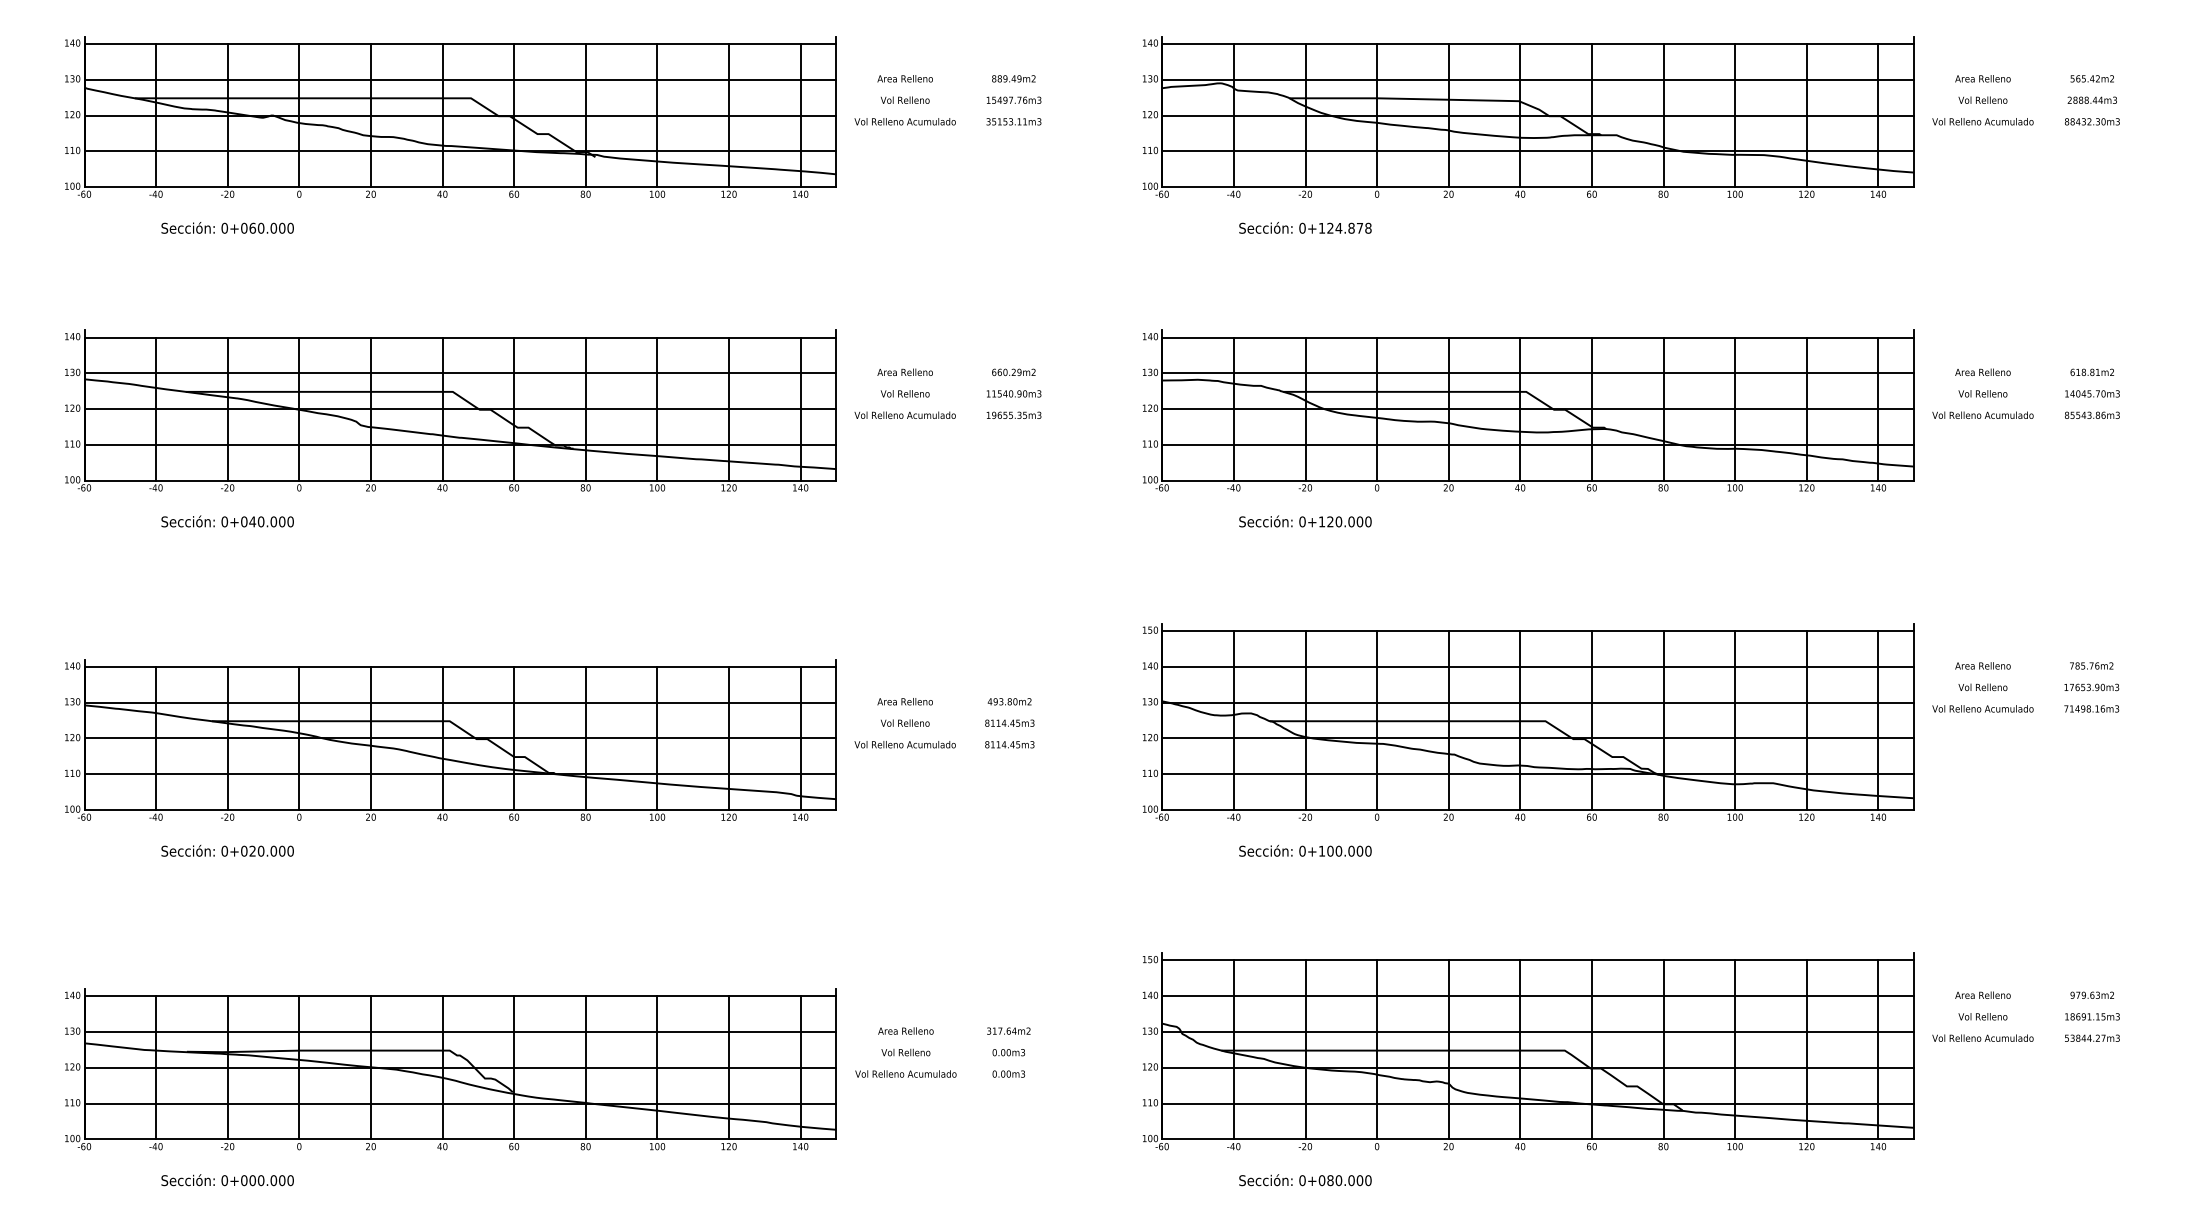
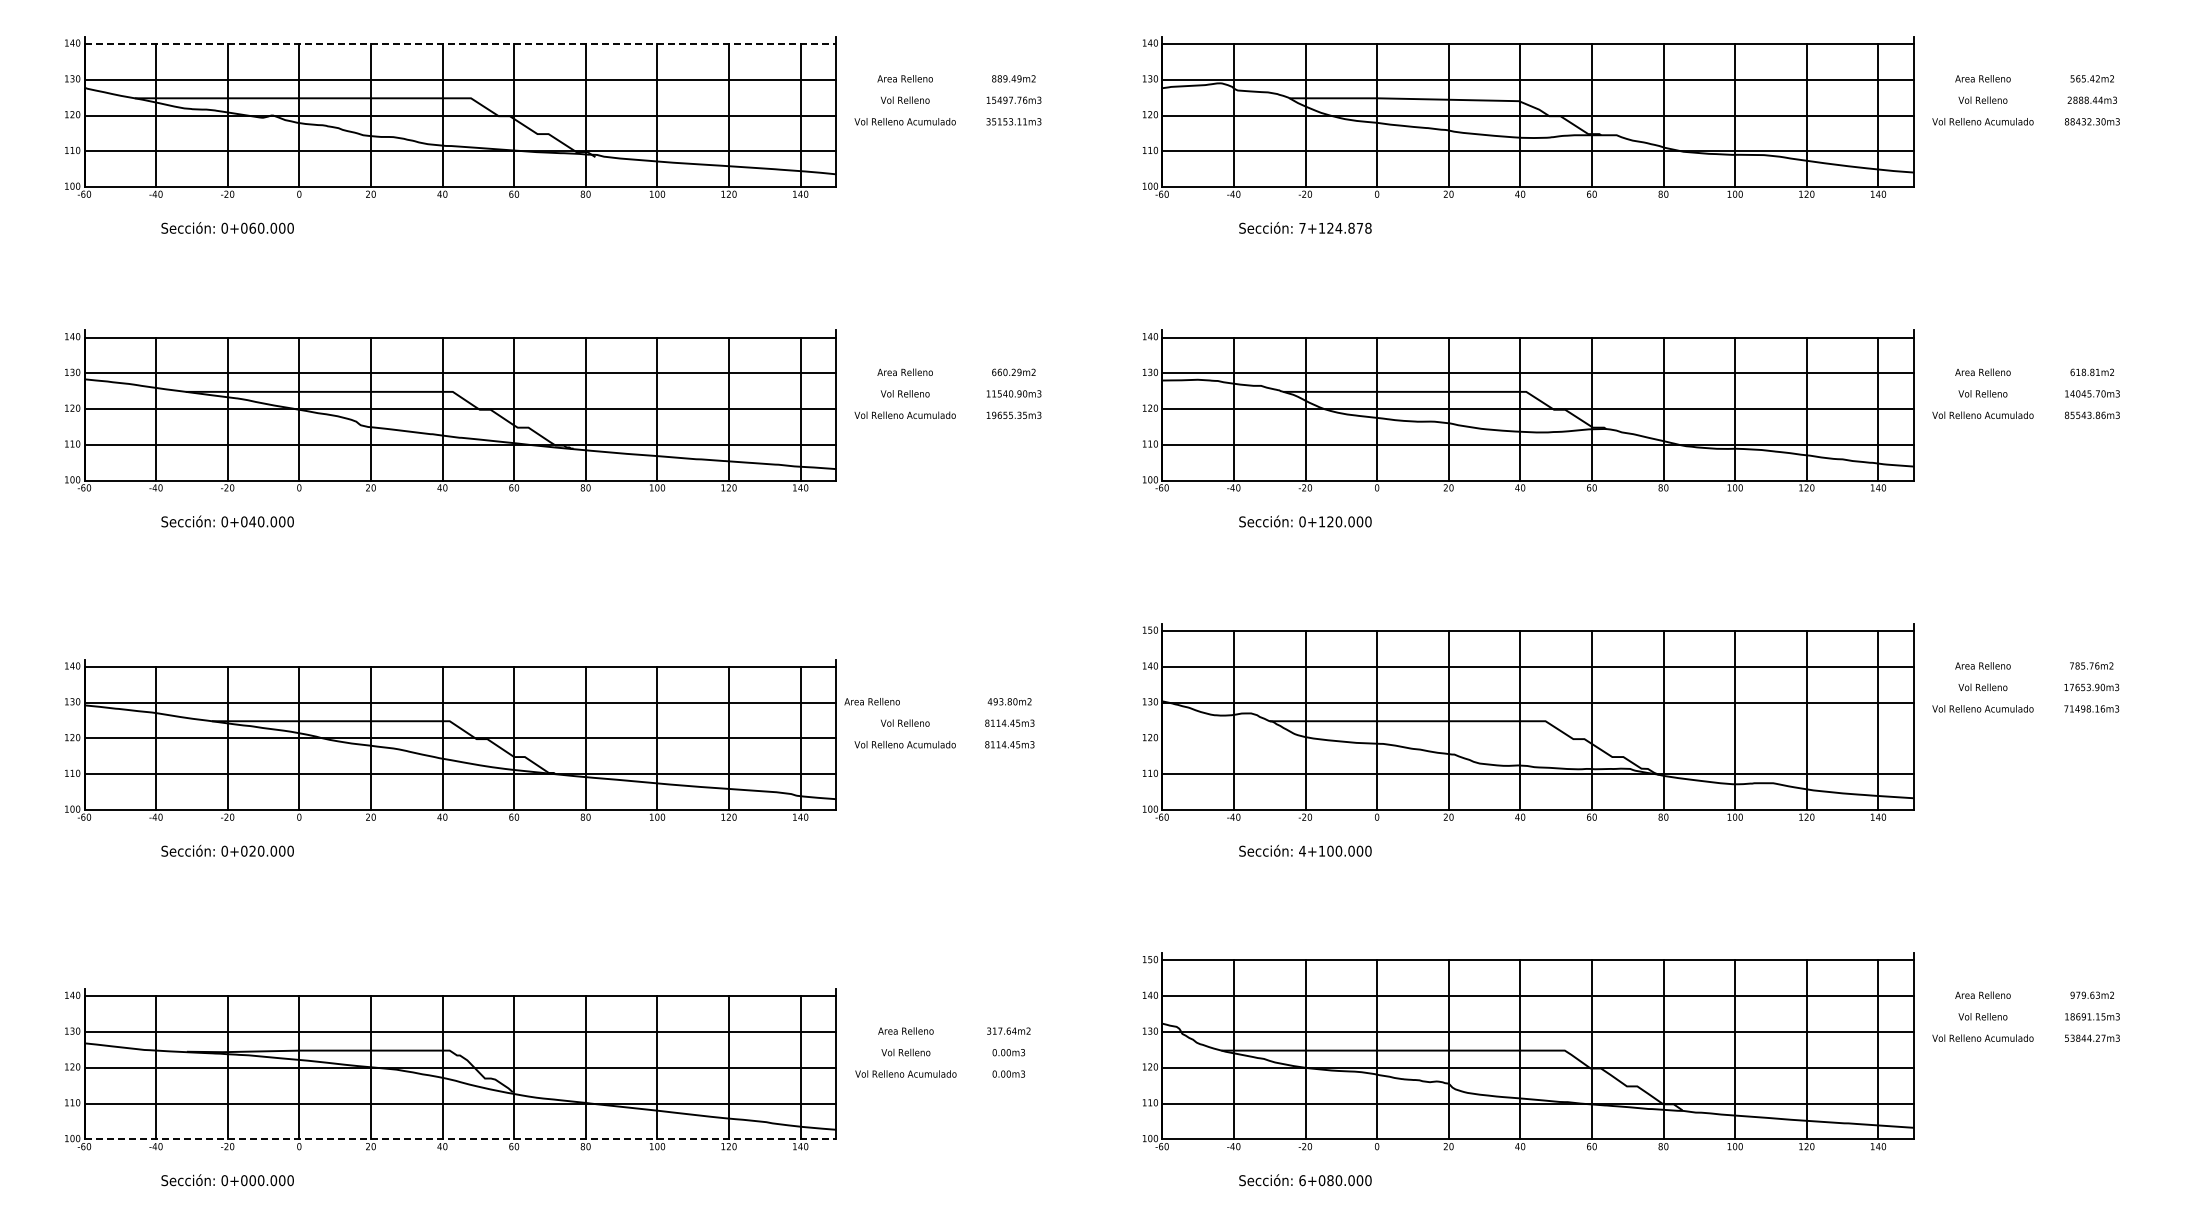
line: solid -> dashed (460, 43)
text: 0+124.878 -> 7+124.878 (1302, 227)
text position: (904, 701) -> (871, 701) (871, 701)
line: present -> none (1538, 738)
text: 0+100.000 -> 4+100.000 (1302, 850)
line: solid -> dashed (460, 1139)
text: 0+080.000 -> 6+080.000 (1302, 1180)
